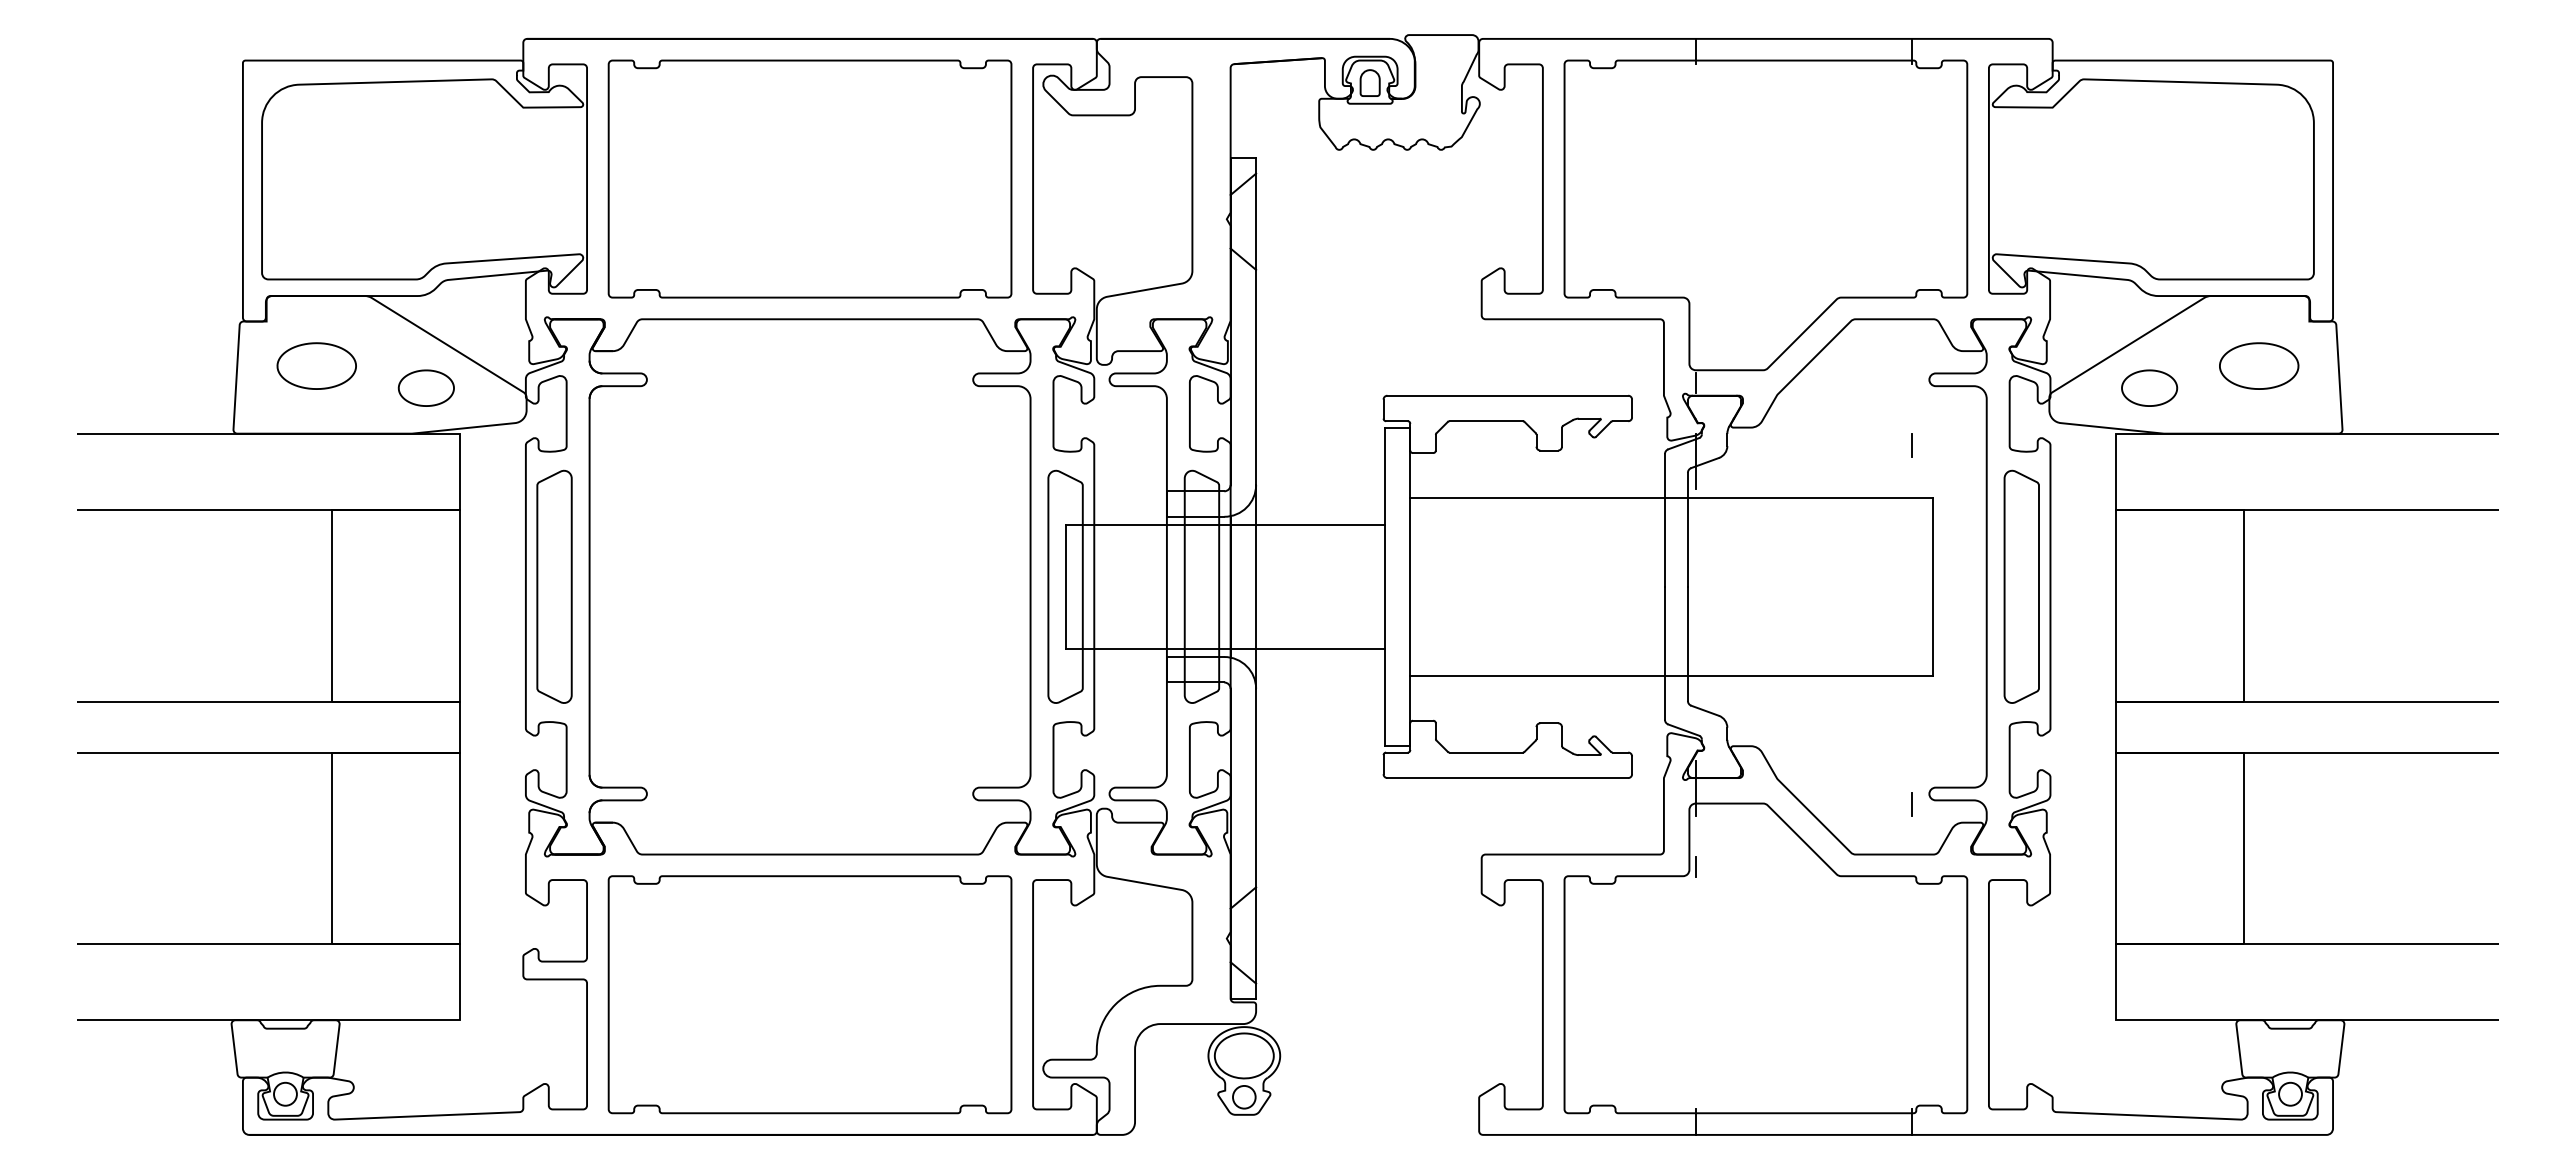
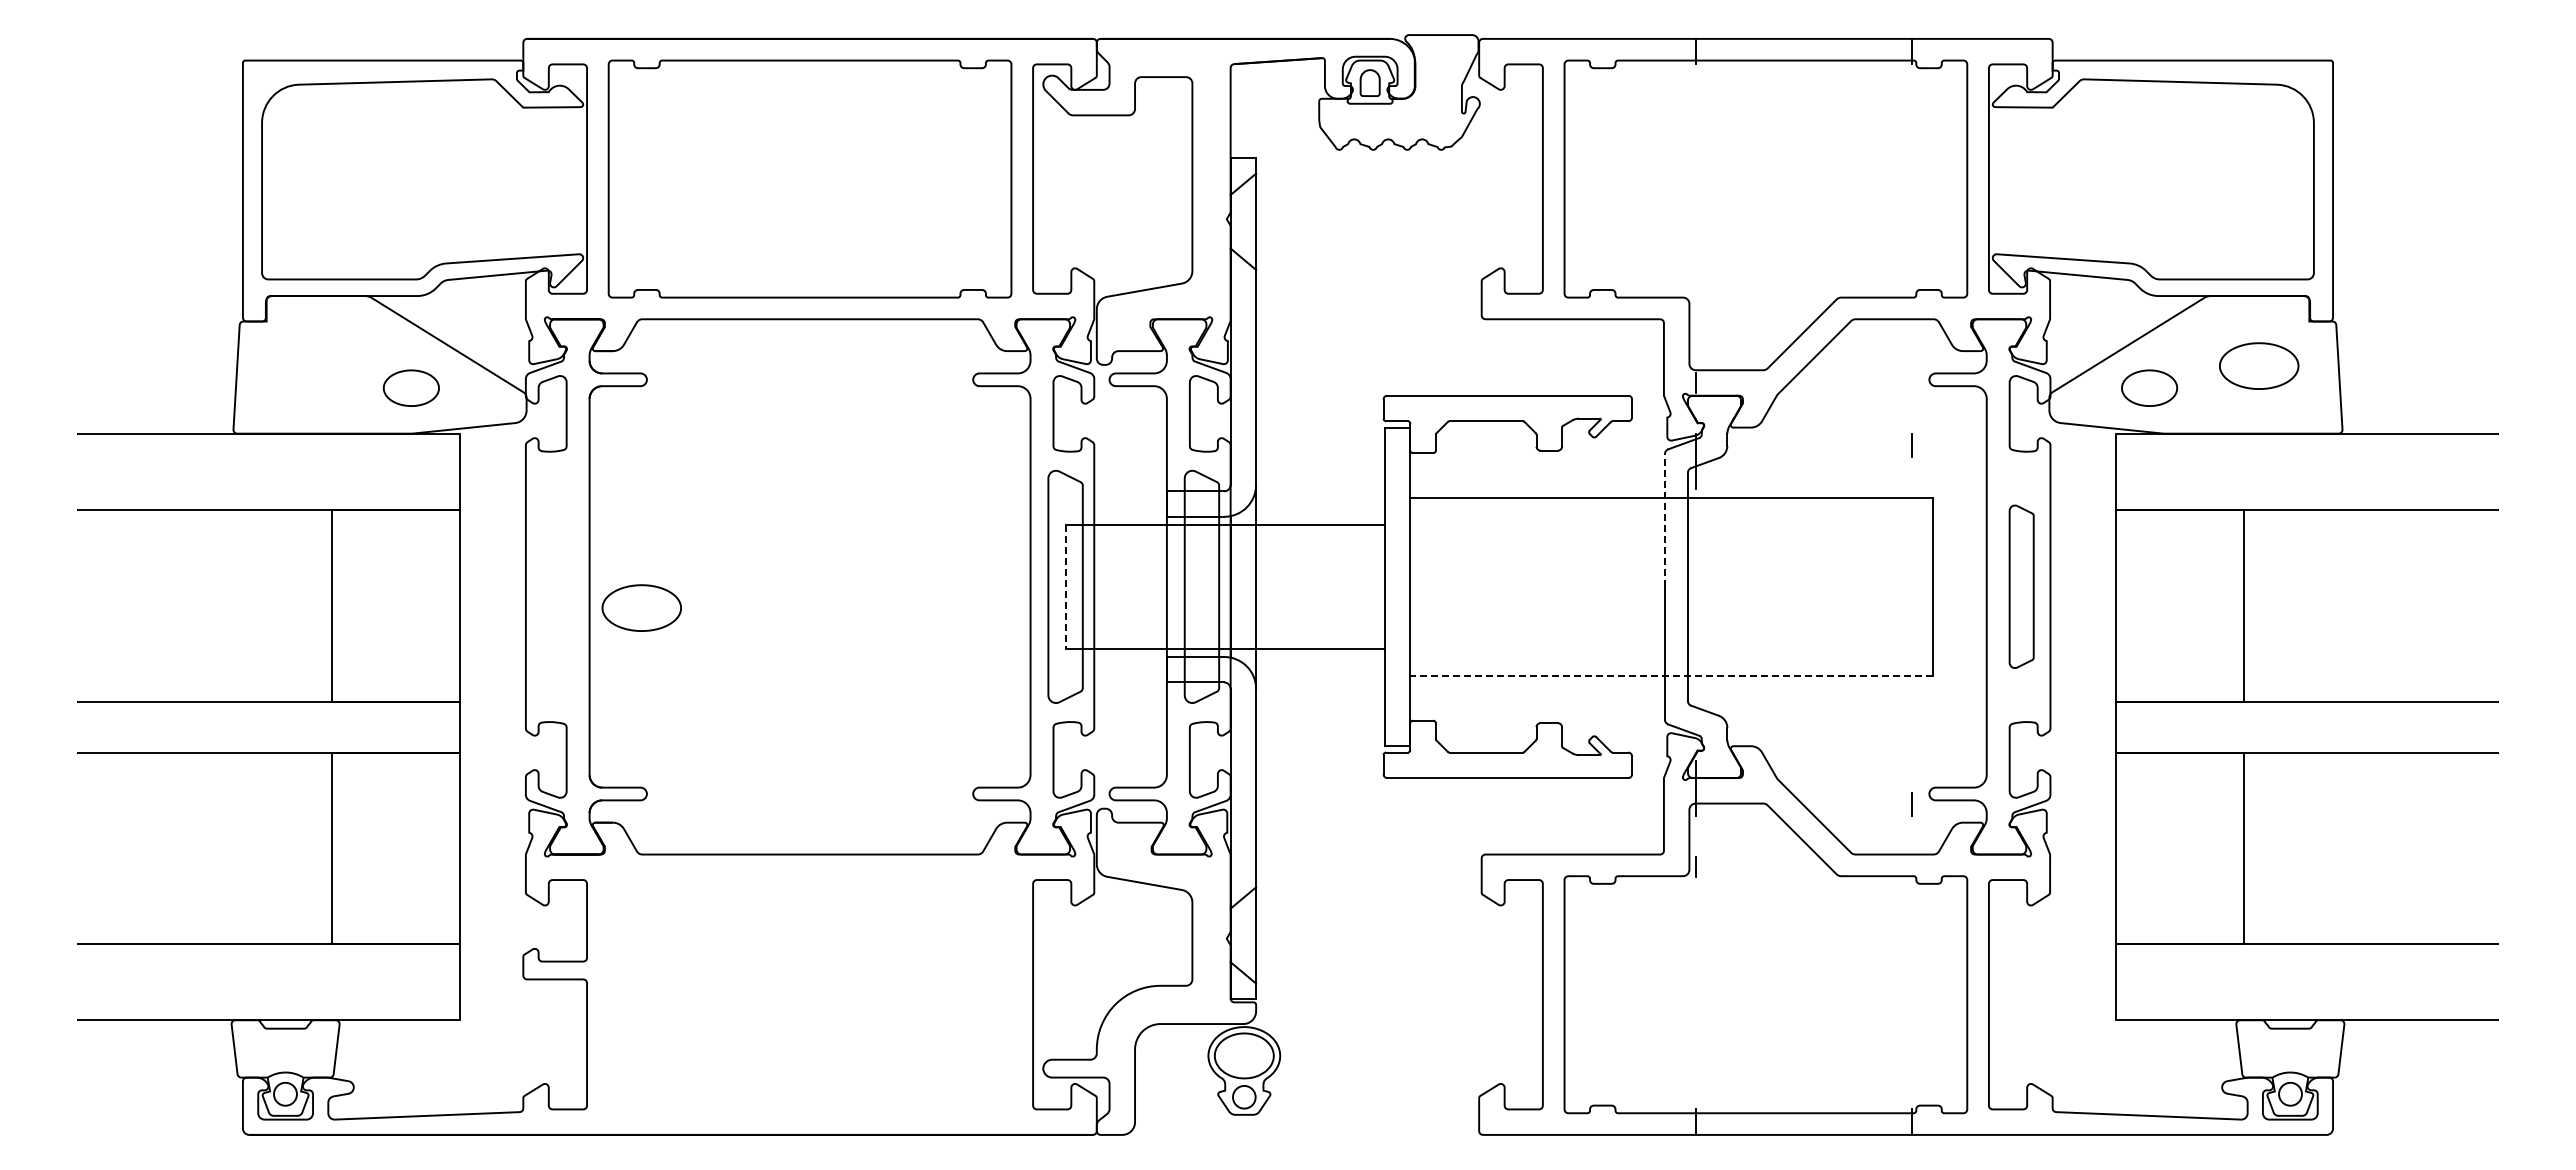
part position: (316, 365) -> (641, 607) (641, 607)
part position: (425, 387) -> (410, 387) (410, 387)
line: solid -> dashed (1664, 520)
part: present -> none (554, 586)
line: solid -> dashed (1066, 586)
part size: 37x235 px -> 27x165 px (2021, 586)
line: solid -> dashed (1671, 676)
part: present -> none (809, 994)
